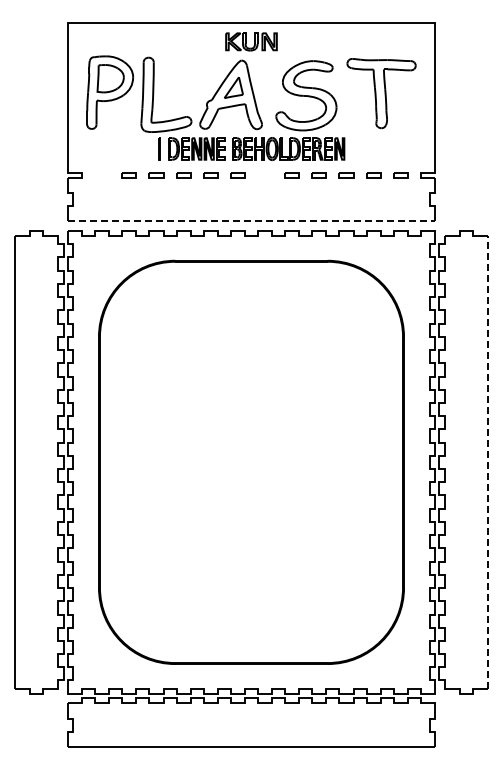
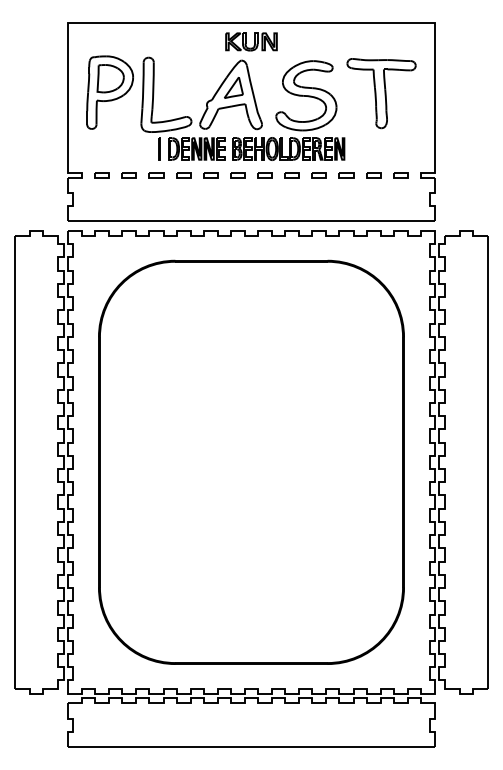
part: none -> present (101, 175)
part: none -> present (264, 175)
line: dashed -> solid (251, 221)
line: dashed -> solid (488, 461)
